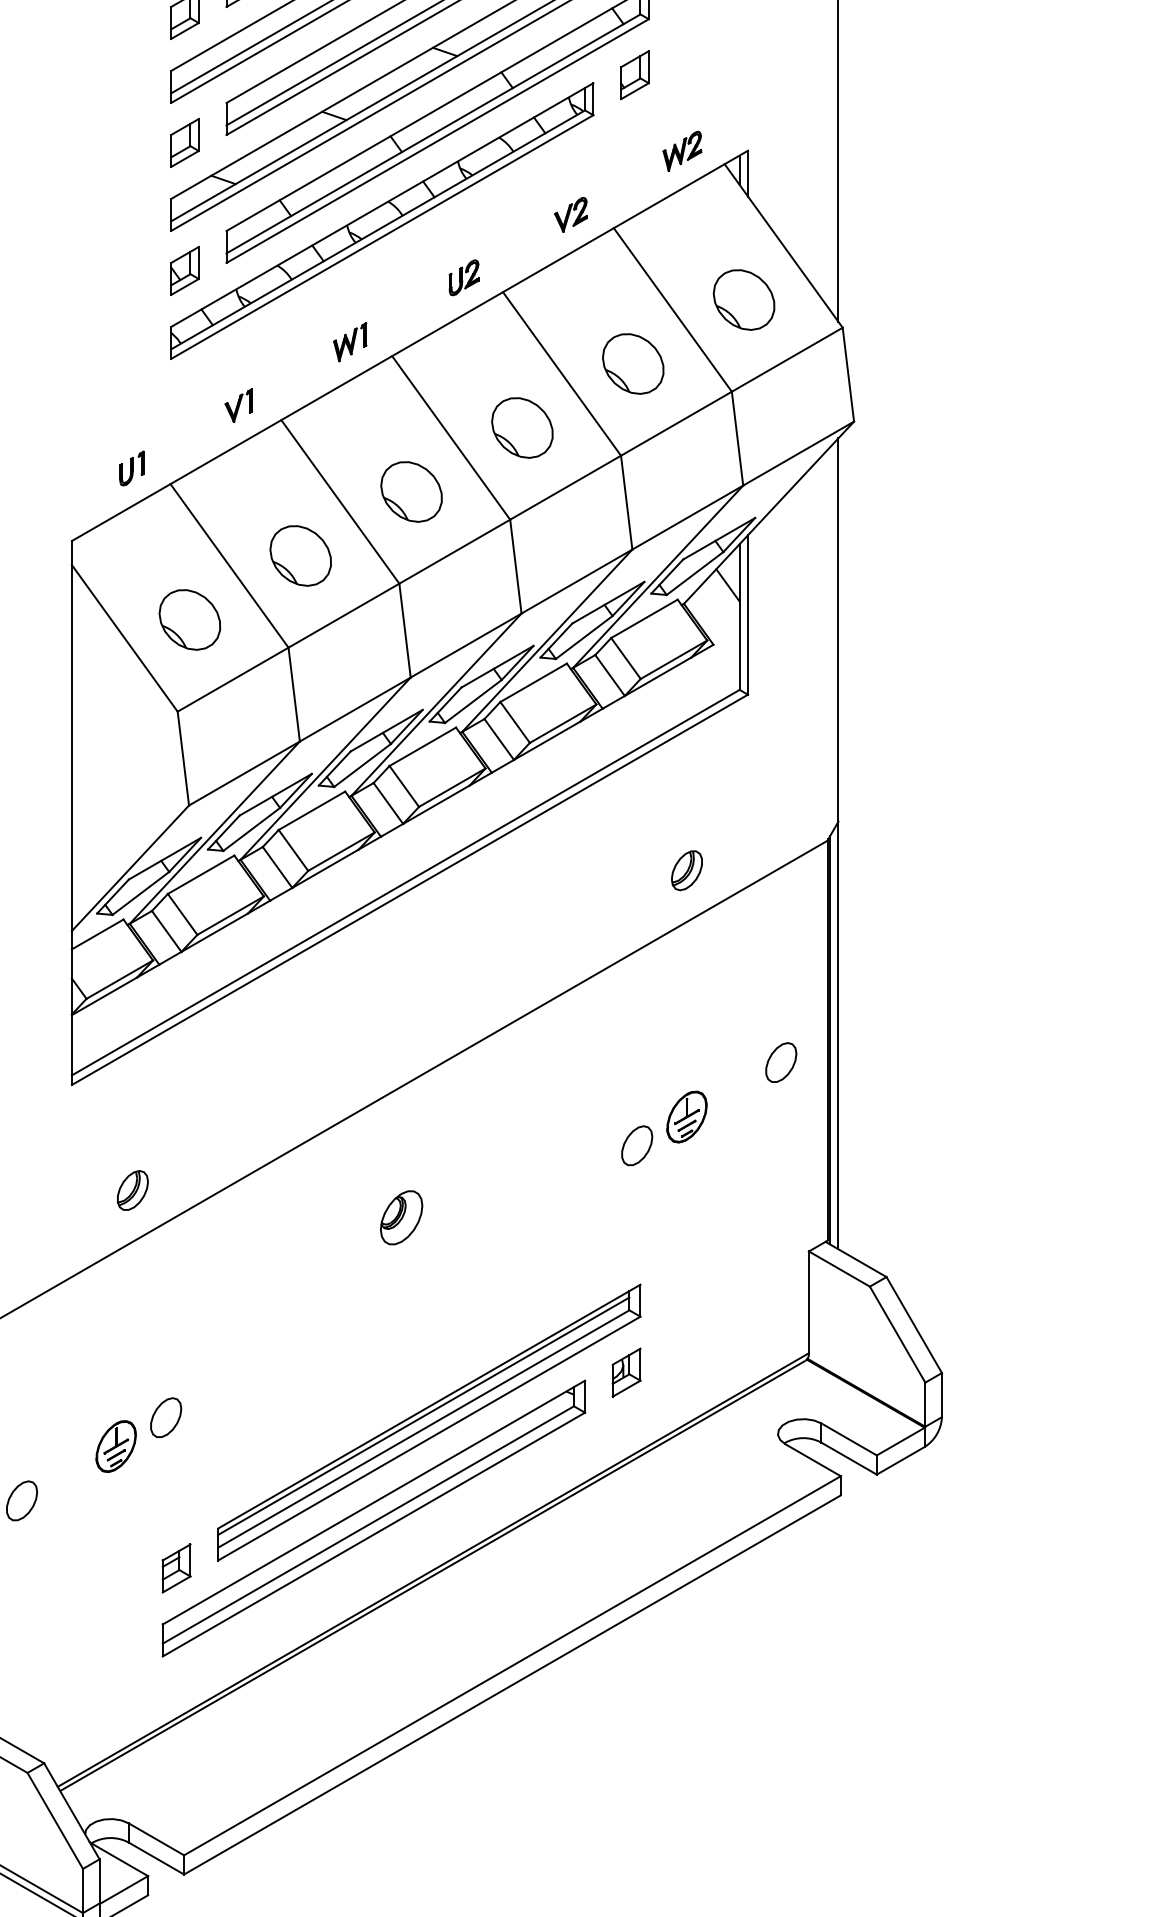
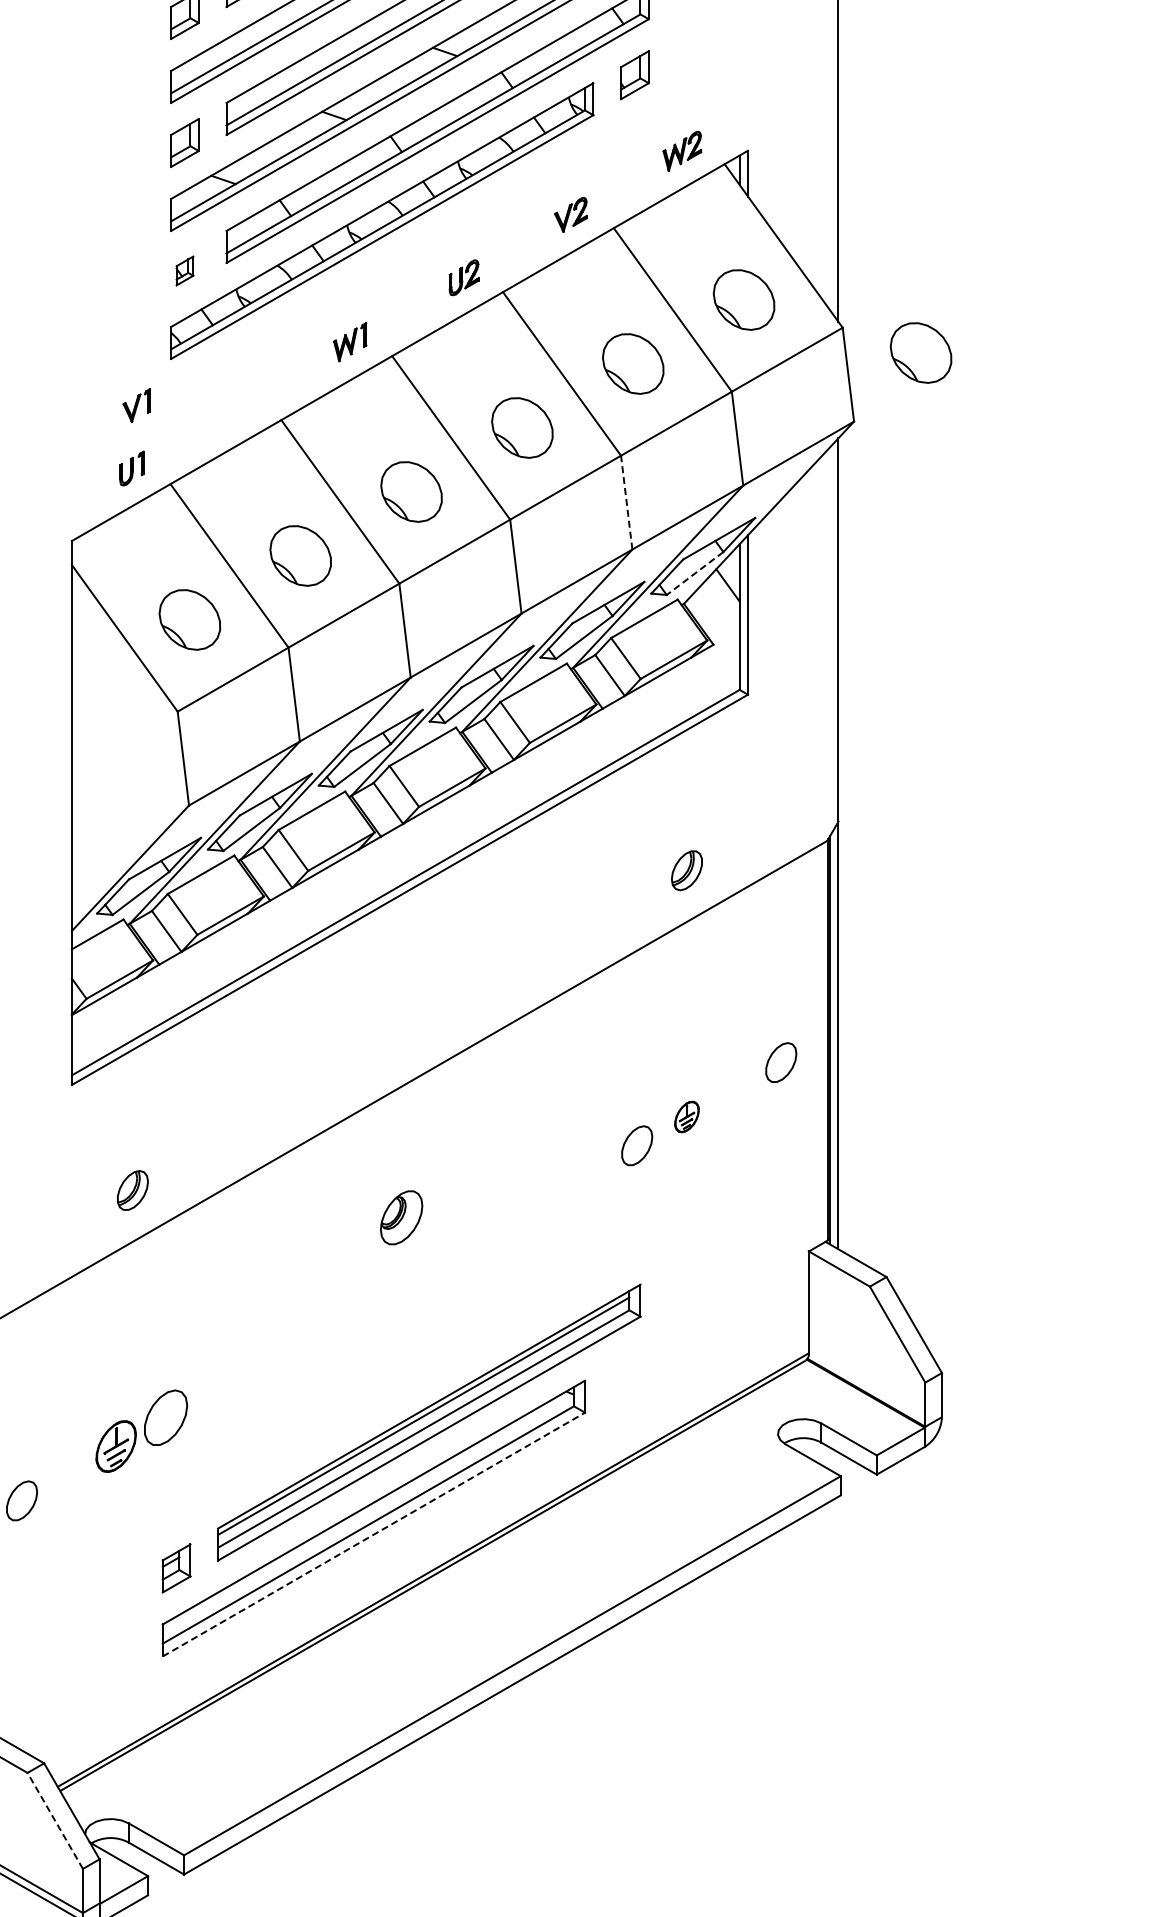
part size: 30x50 px -> 20x32 px (184, 270)
part: none -> present (920, 352)
part position: (238, 405) -> (136, 405) (136, 405)
line: solid -> dashed (626, 502)
line: solid -> dashed (695, 573)
part size: 42x54 px -> 26x34 px (686, 1116)
part: present -> none (626, 1372)
part size: 33x41 px -> 45x57 px (166, 1417)
line: solid -> dashed (373, 1534)
line: solid -> dashed (55, 1820)
